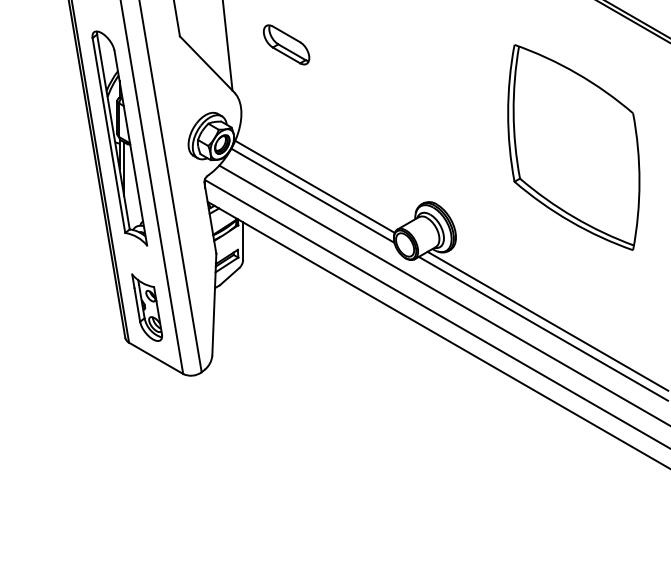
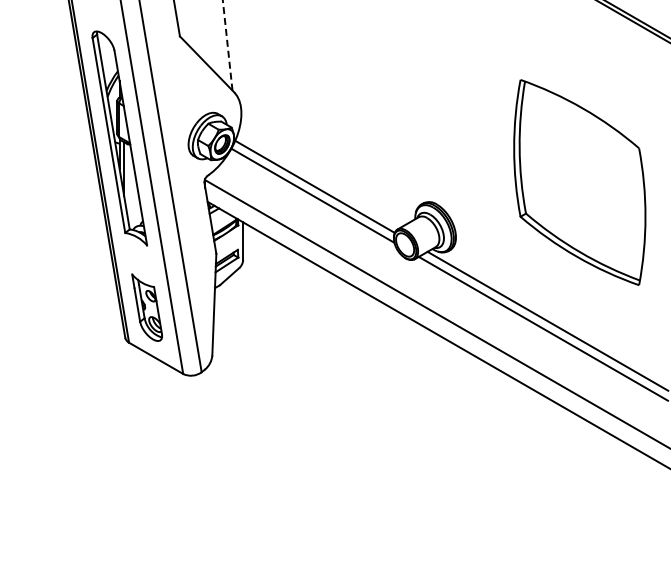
line: solid -> dashed (227, 44)
part: present -> none (286, 44)
part position: (573, 147) -> (579, 182) (579, 182)
line: present -> none (443, 294)
